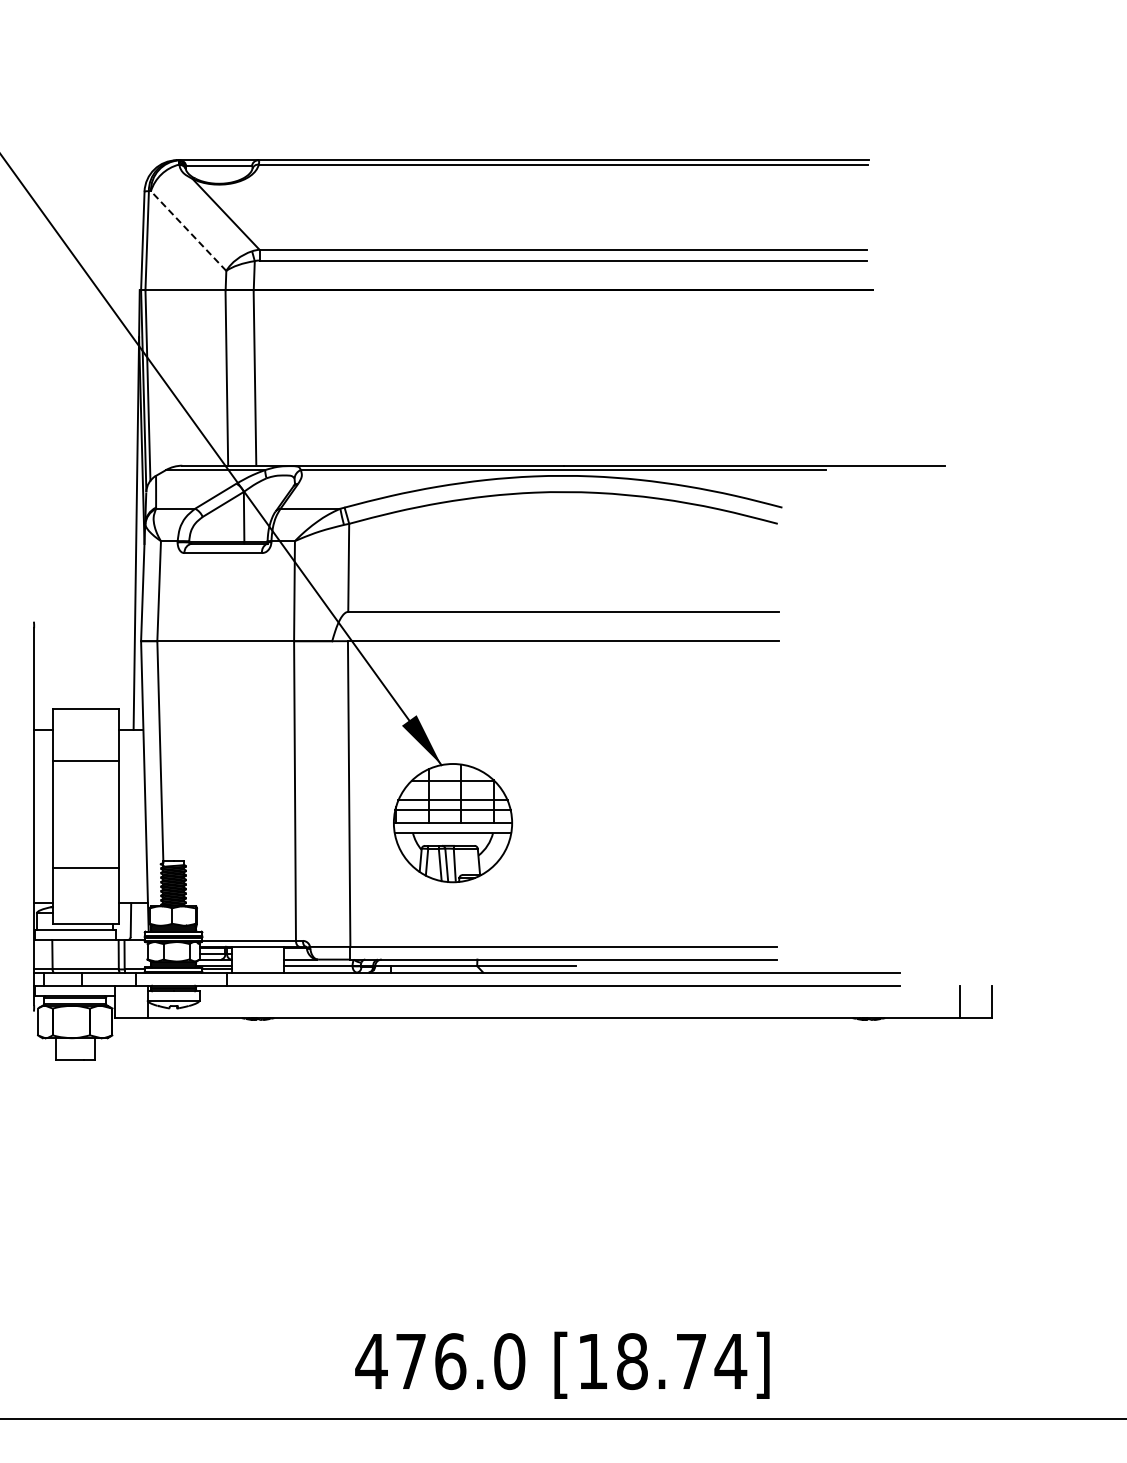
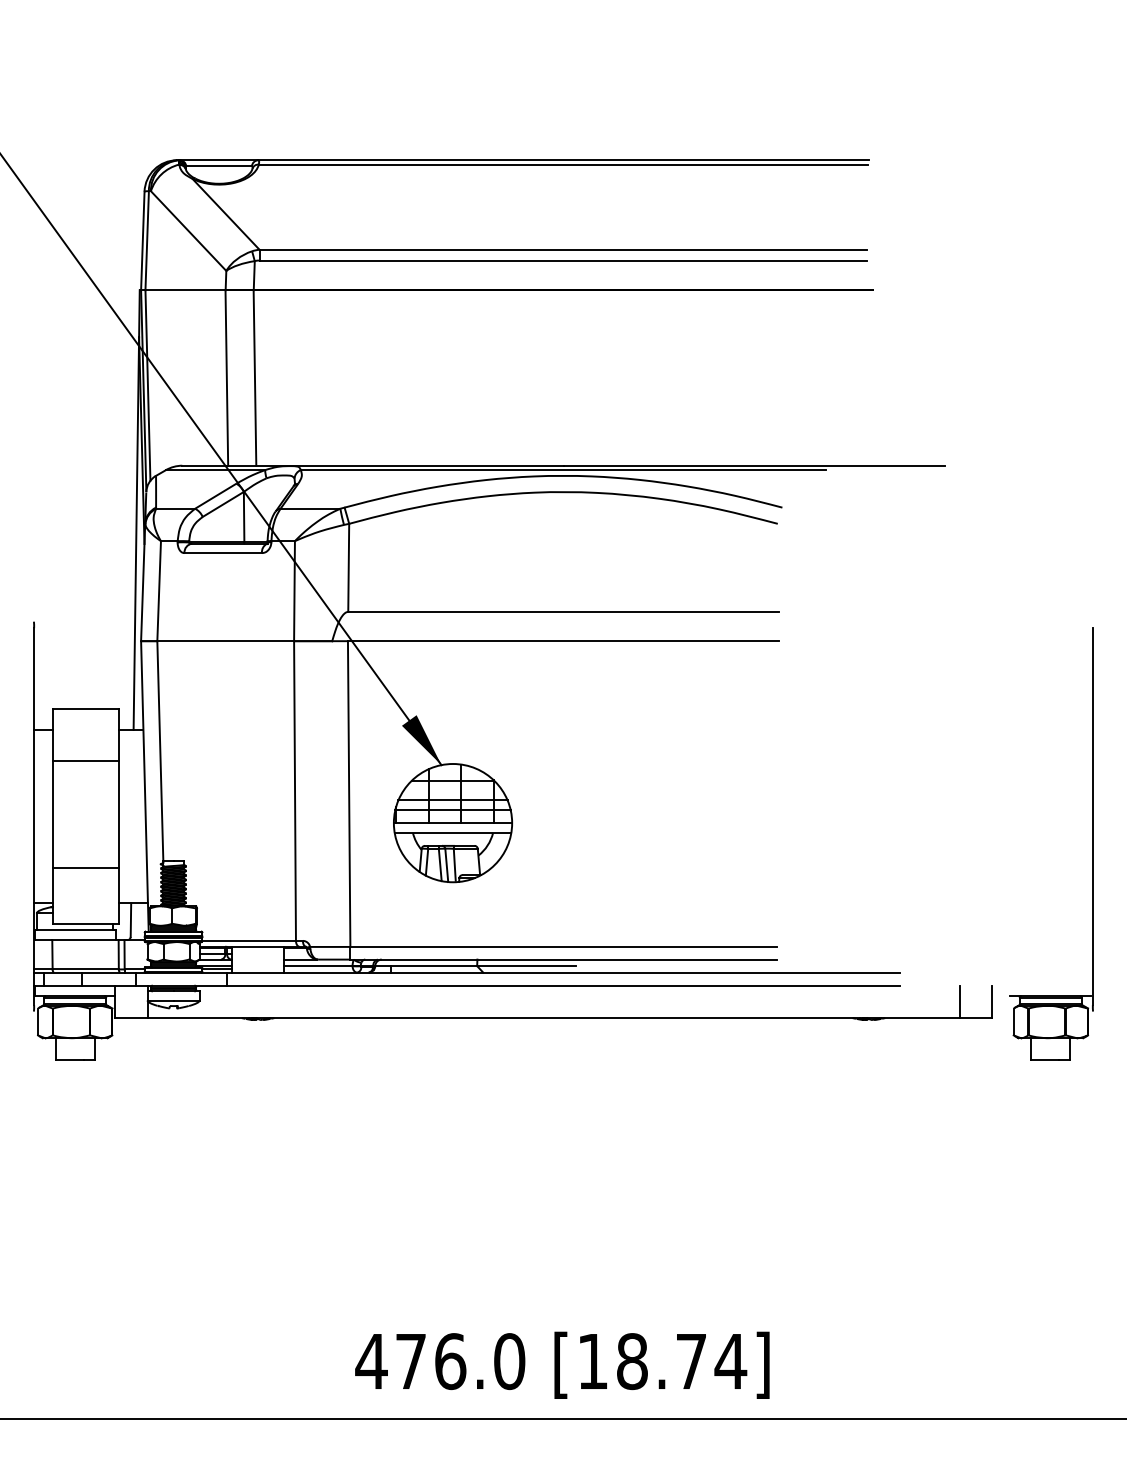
line: dashed -> solid (188, 231)
part: none -> present (1092, 843)
